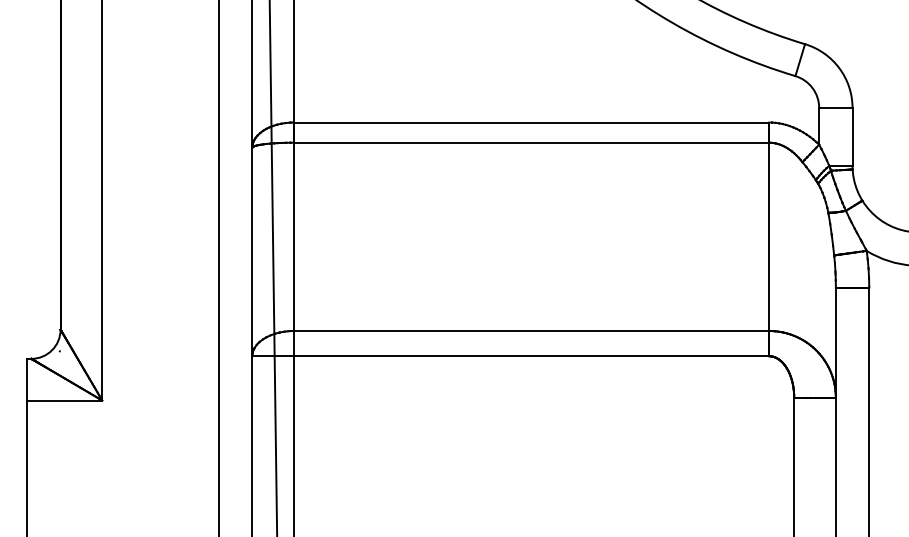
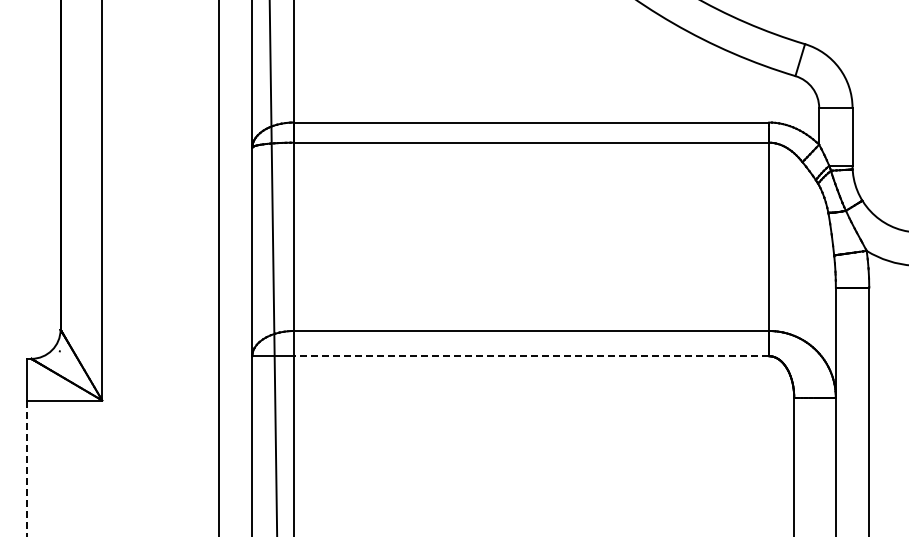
line: solid -> dashed (531, 356)
line: solid -> dashed (27, 468)
